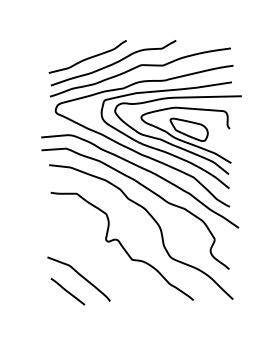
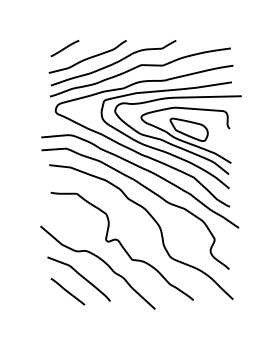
line: none -> present (64, 48)
curve: none -> present (100, 260)
